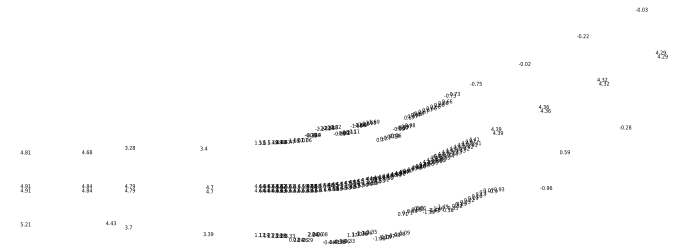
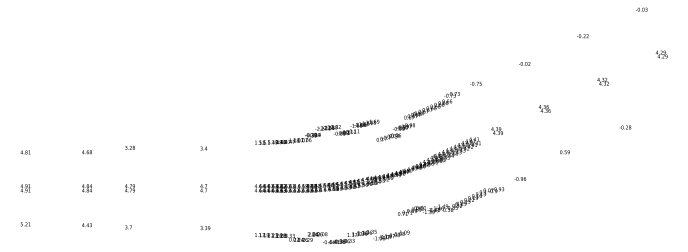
text position: (546, 187) -> (520, 178) (520, 178)
text position: (209, 189) -> (203, 188) (203, 188)
text position: (110, 223) -> (86, 225) (86, 225)
text position: (208, 234) -> (205, 228) (205, 228)
